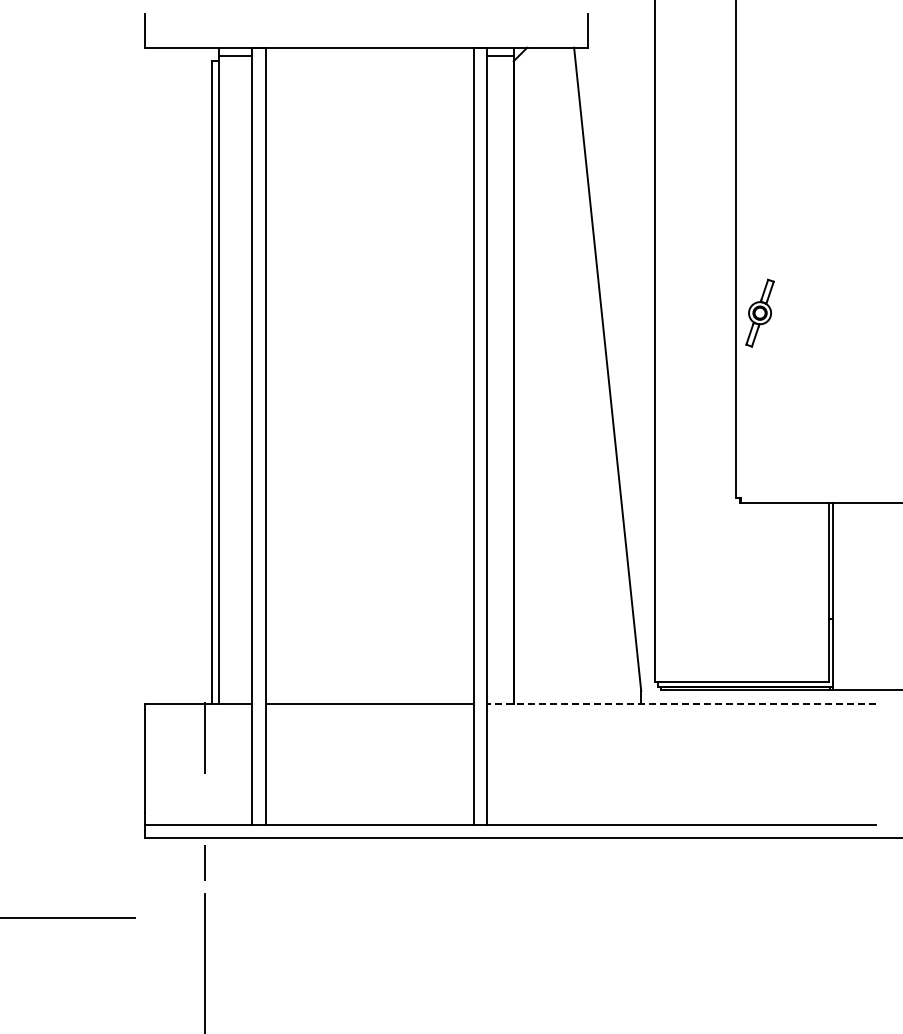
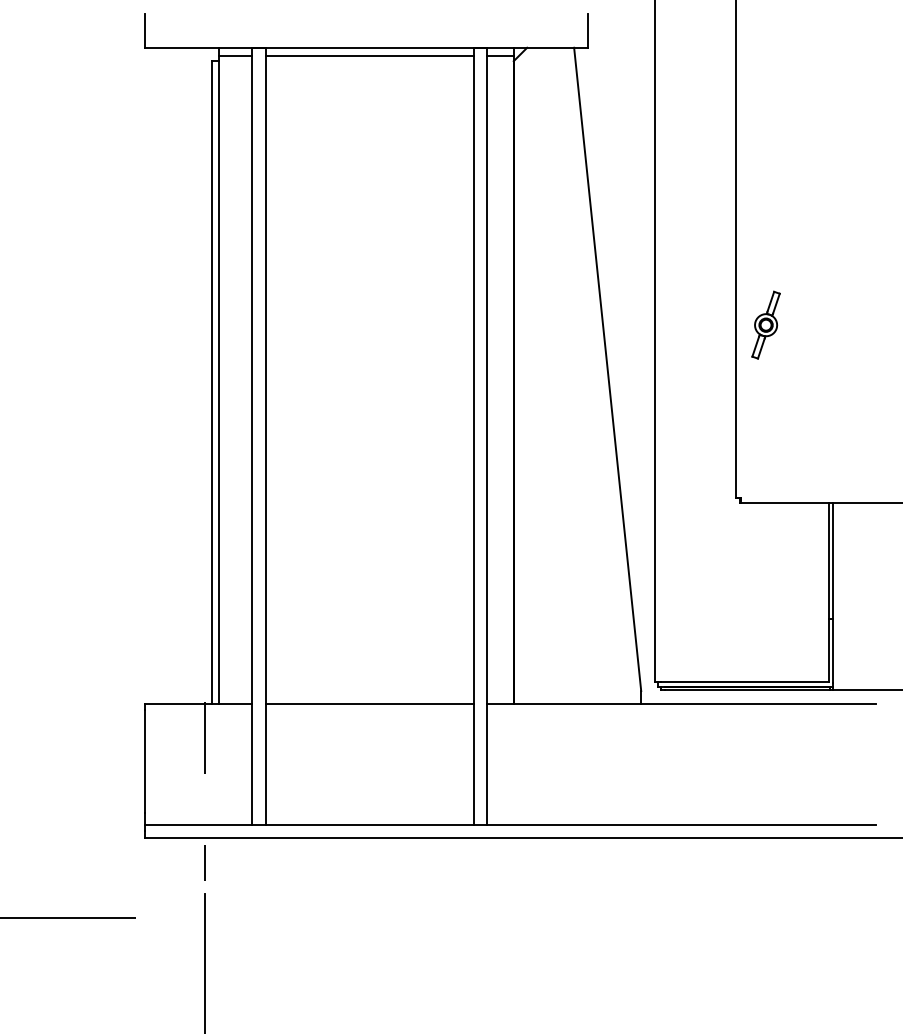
line: none -> present (369, 55)
part position: (759, 312) -> (765, 324) (765, 324)
line: dashed -> solid (681, 703)
